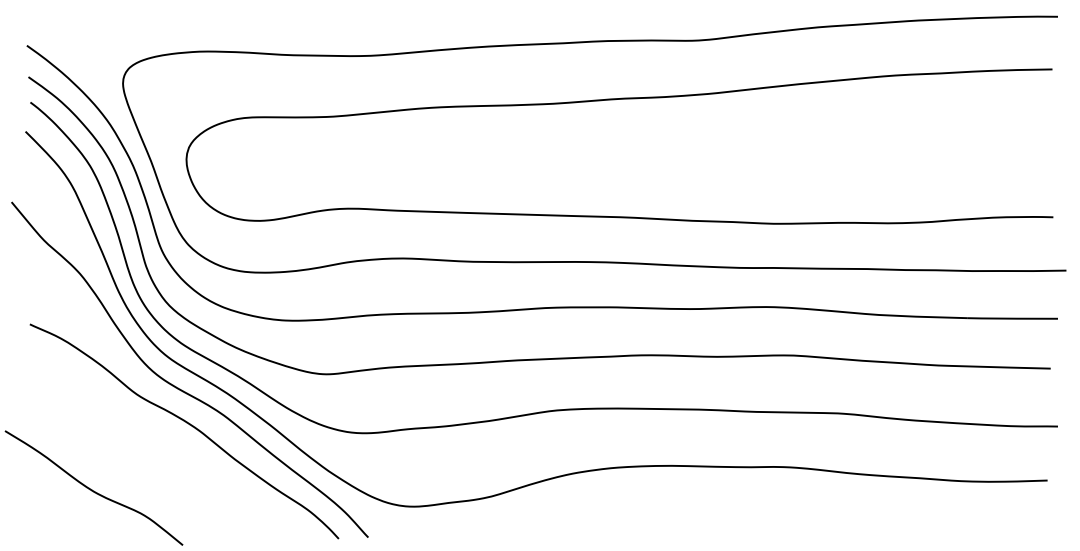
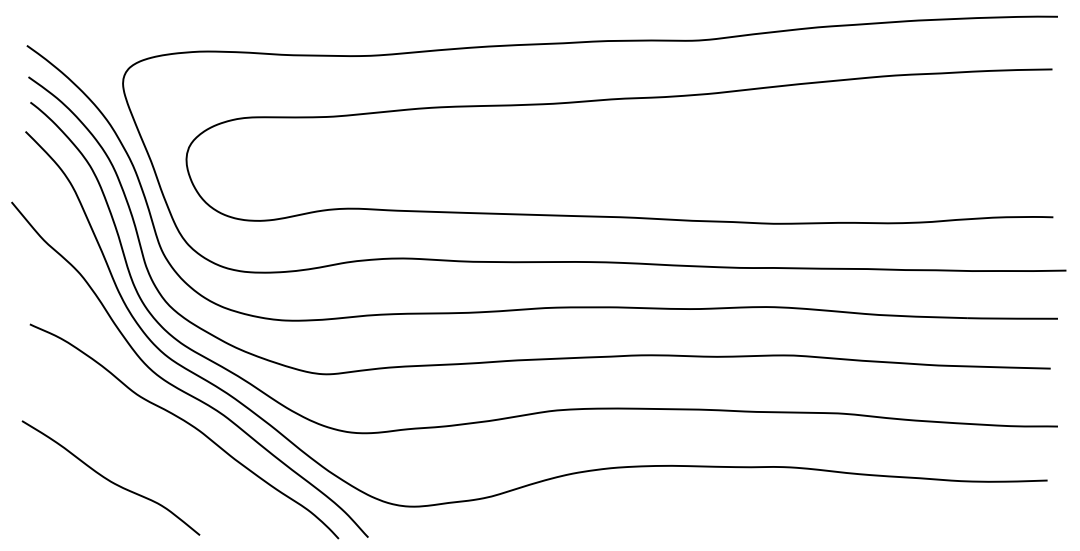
curve position: (92, 489) -> (109, 479) (109, 479)
